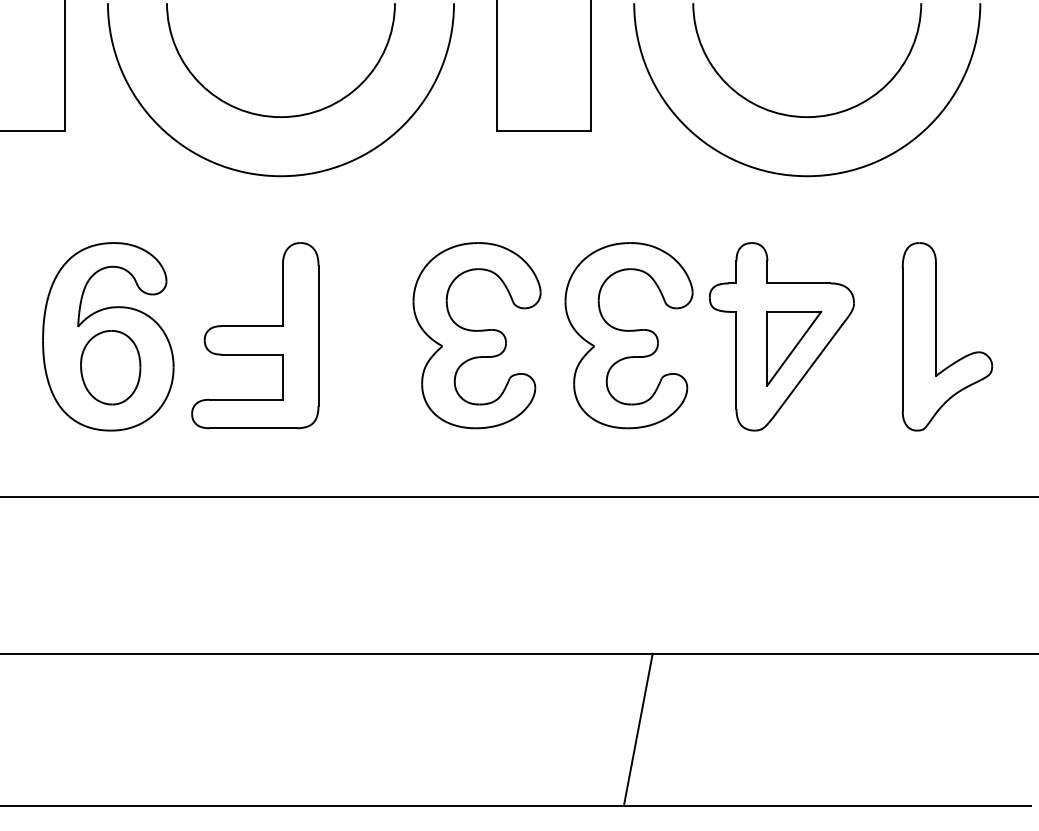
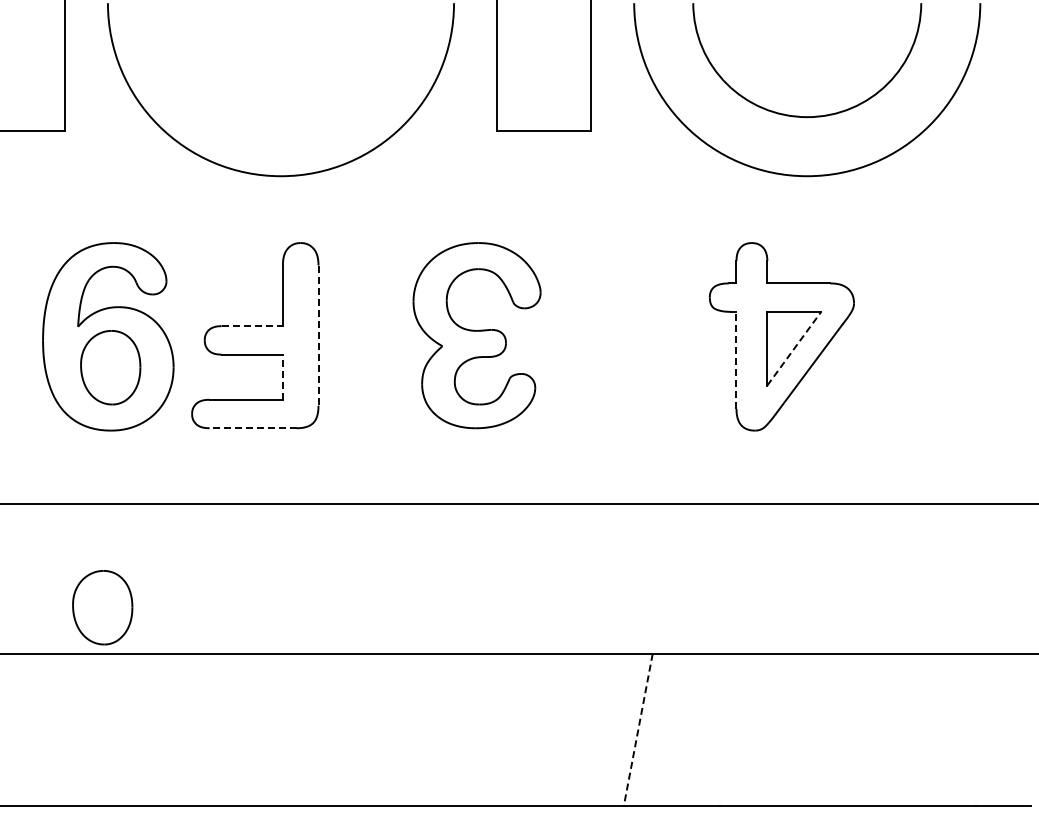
arc: present -> none (272, 115)
line: solid -> dashed (252, 326)
part: present -> none (628, 335)
line: solid -> dashed (318, 336)
part: present -> none (936, 336)
line: solid -> dashed (794, 348)
line: solid -> dashed (736, 359)
line: solid -> dashed (282, 377)
line: solid -> dashed (253, 428)
line position: (518, 497) -> (518, 504) (518, 504)
part: none -> present (102, 607)
line: solid -> dashed (638, 730)
